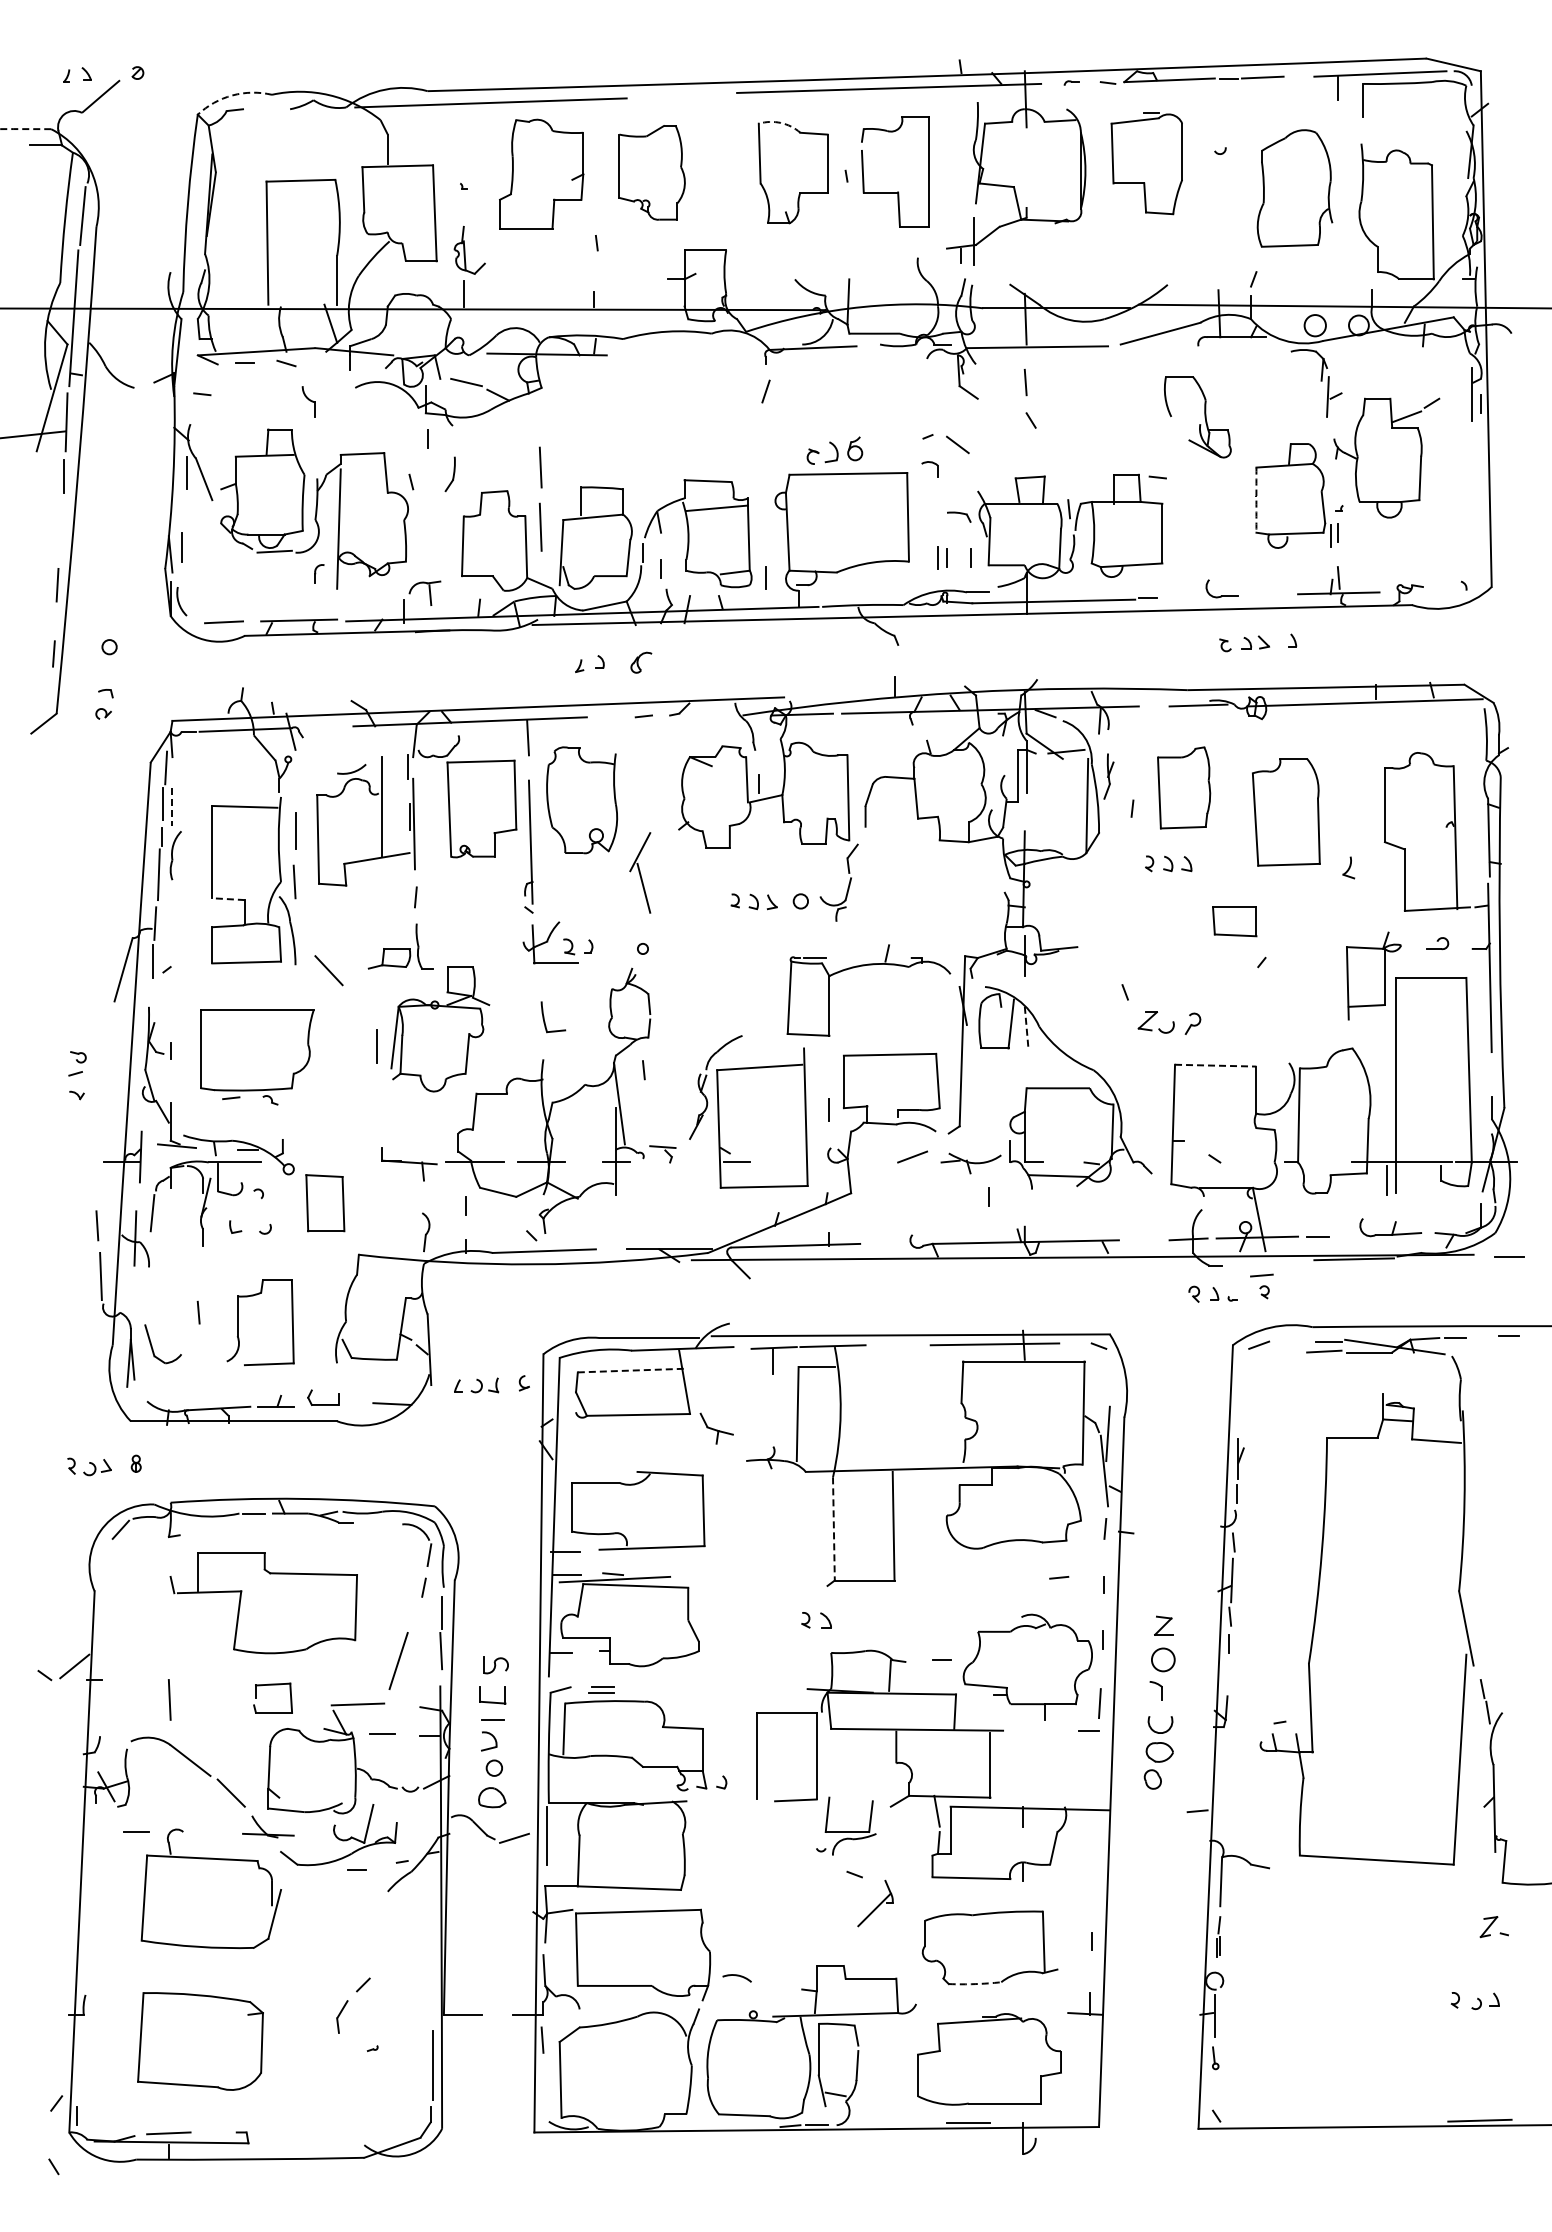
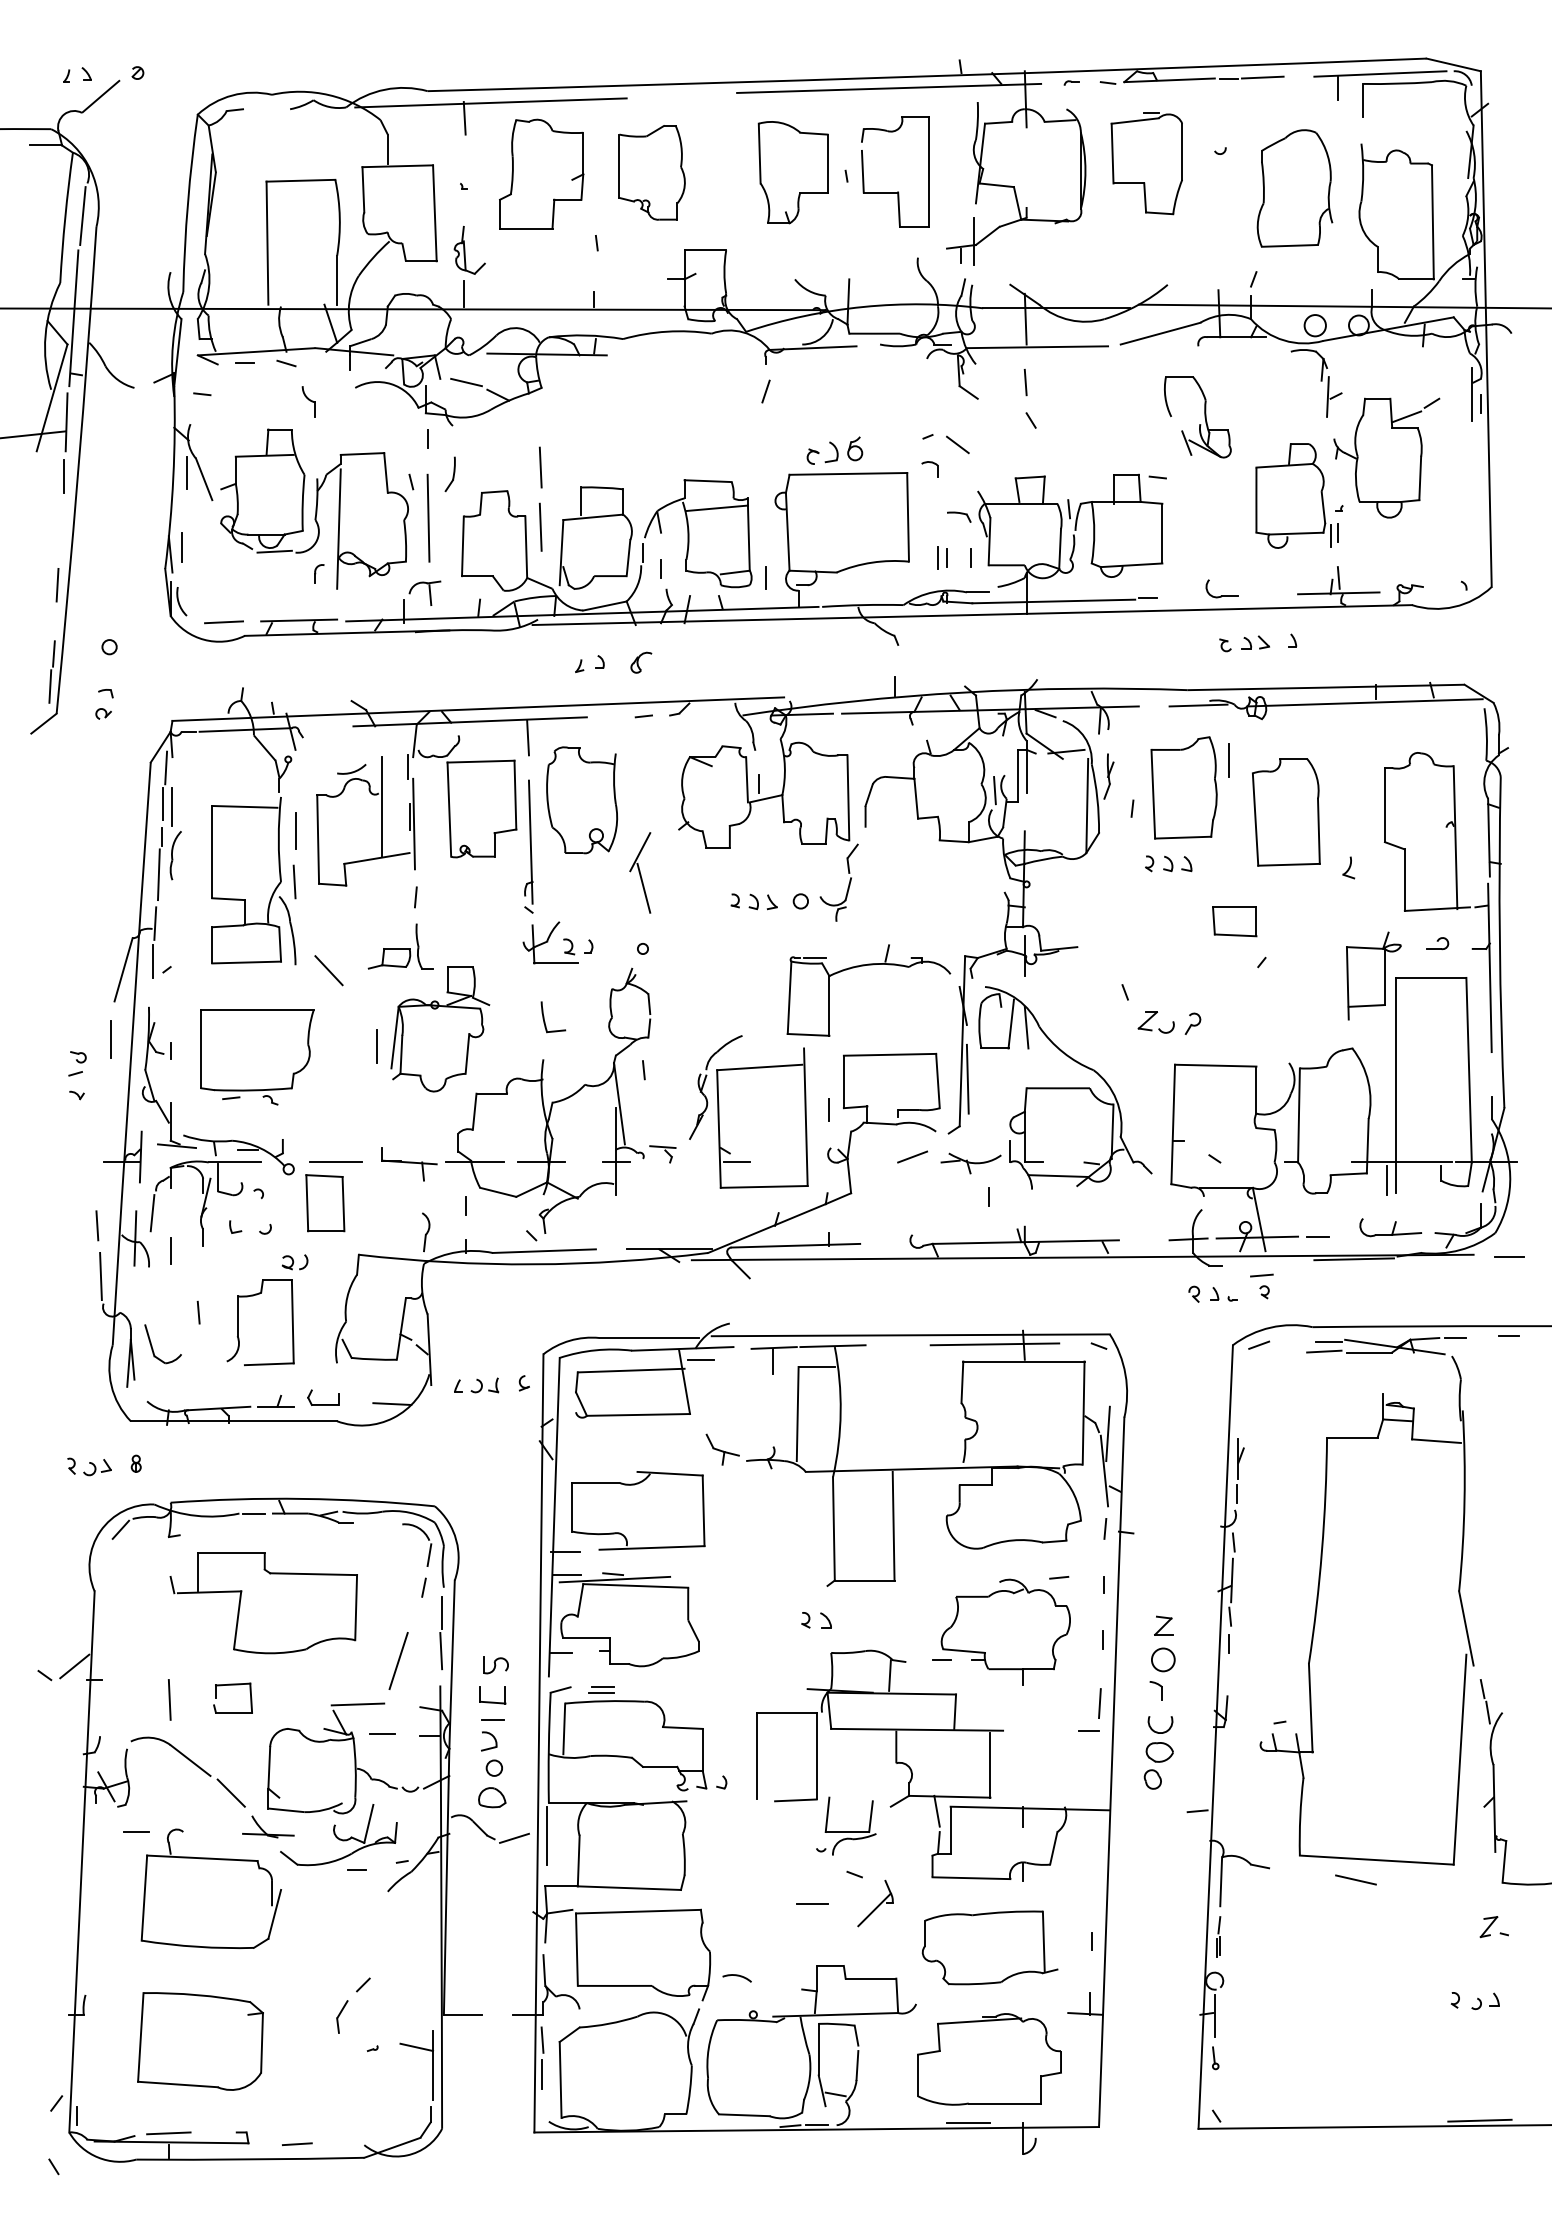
arc: dashed -> solid (232, 95)
line: none -> present (464, 118)
arc: dashed -> solid (780, 122)
arc: dashed -> solid (25, 129)
line: none -> present (1186, 442)
arc: dashed -> solid (1256, 500)
line: none -> present (428, 517)
line: none -> present (50, 686)
line: none -> present (1229, 760)
part size: 55x84 px -> 68x104 px (1183, 787)
line: none -> present (994, 790)
line: dashed -> solid (172, 807)
line: dashed -> solid (228, 899)
line: dashed -> solid (1026, 1027)
line: none -> present (110, 1039)
line: dashed -> solid (1215, 1065)
line: none -> present (967, 1078)
line: none -> present (335, 1161)
line: none -> present (170, 1250)
part: none -> present (294, 1262)
line: none -> present (700, 1359)
line: dashed -> solid (631, 1370)
part position: (716, 1428) -> (722, 1449) (722, 1449)
line: dashed -> solid (833, 1528)
part position: (1027, 1666) -> (1005, 1631) (1005, 1631)
part position: (272, 1685) -> (232, 1685) (232, 1685)
line: none -> present (1355, 1879)
line: none -> present (811, 1904)
arc: dashed -> solid (975, 1984)
line: none -> present (416, 2047)
line: none -> present (541, 2074)
line: none -> present (297, 2143)
